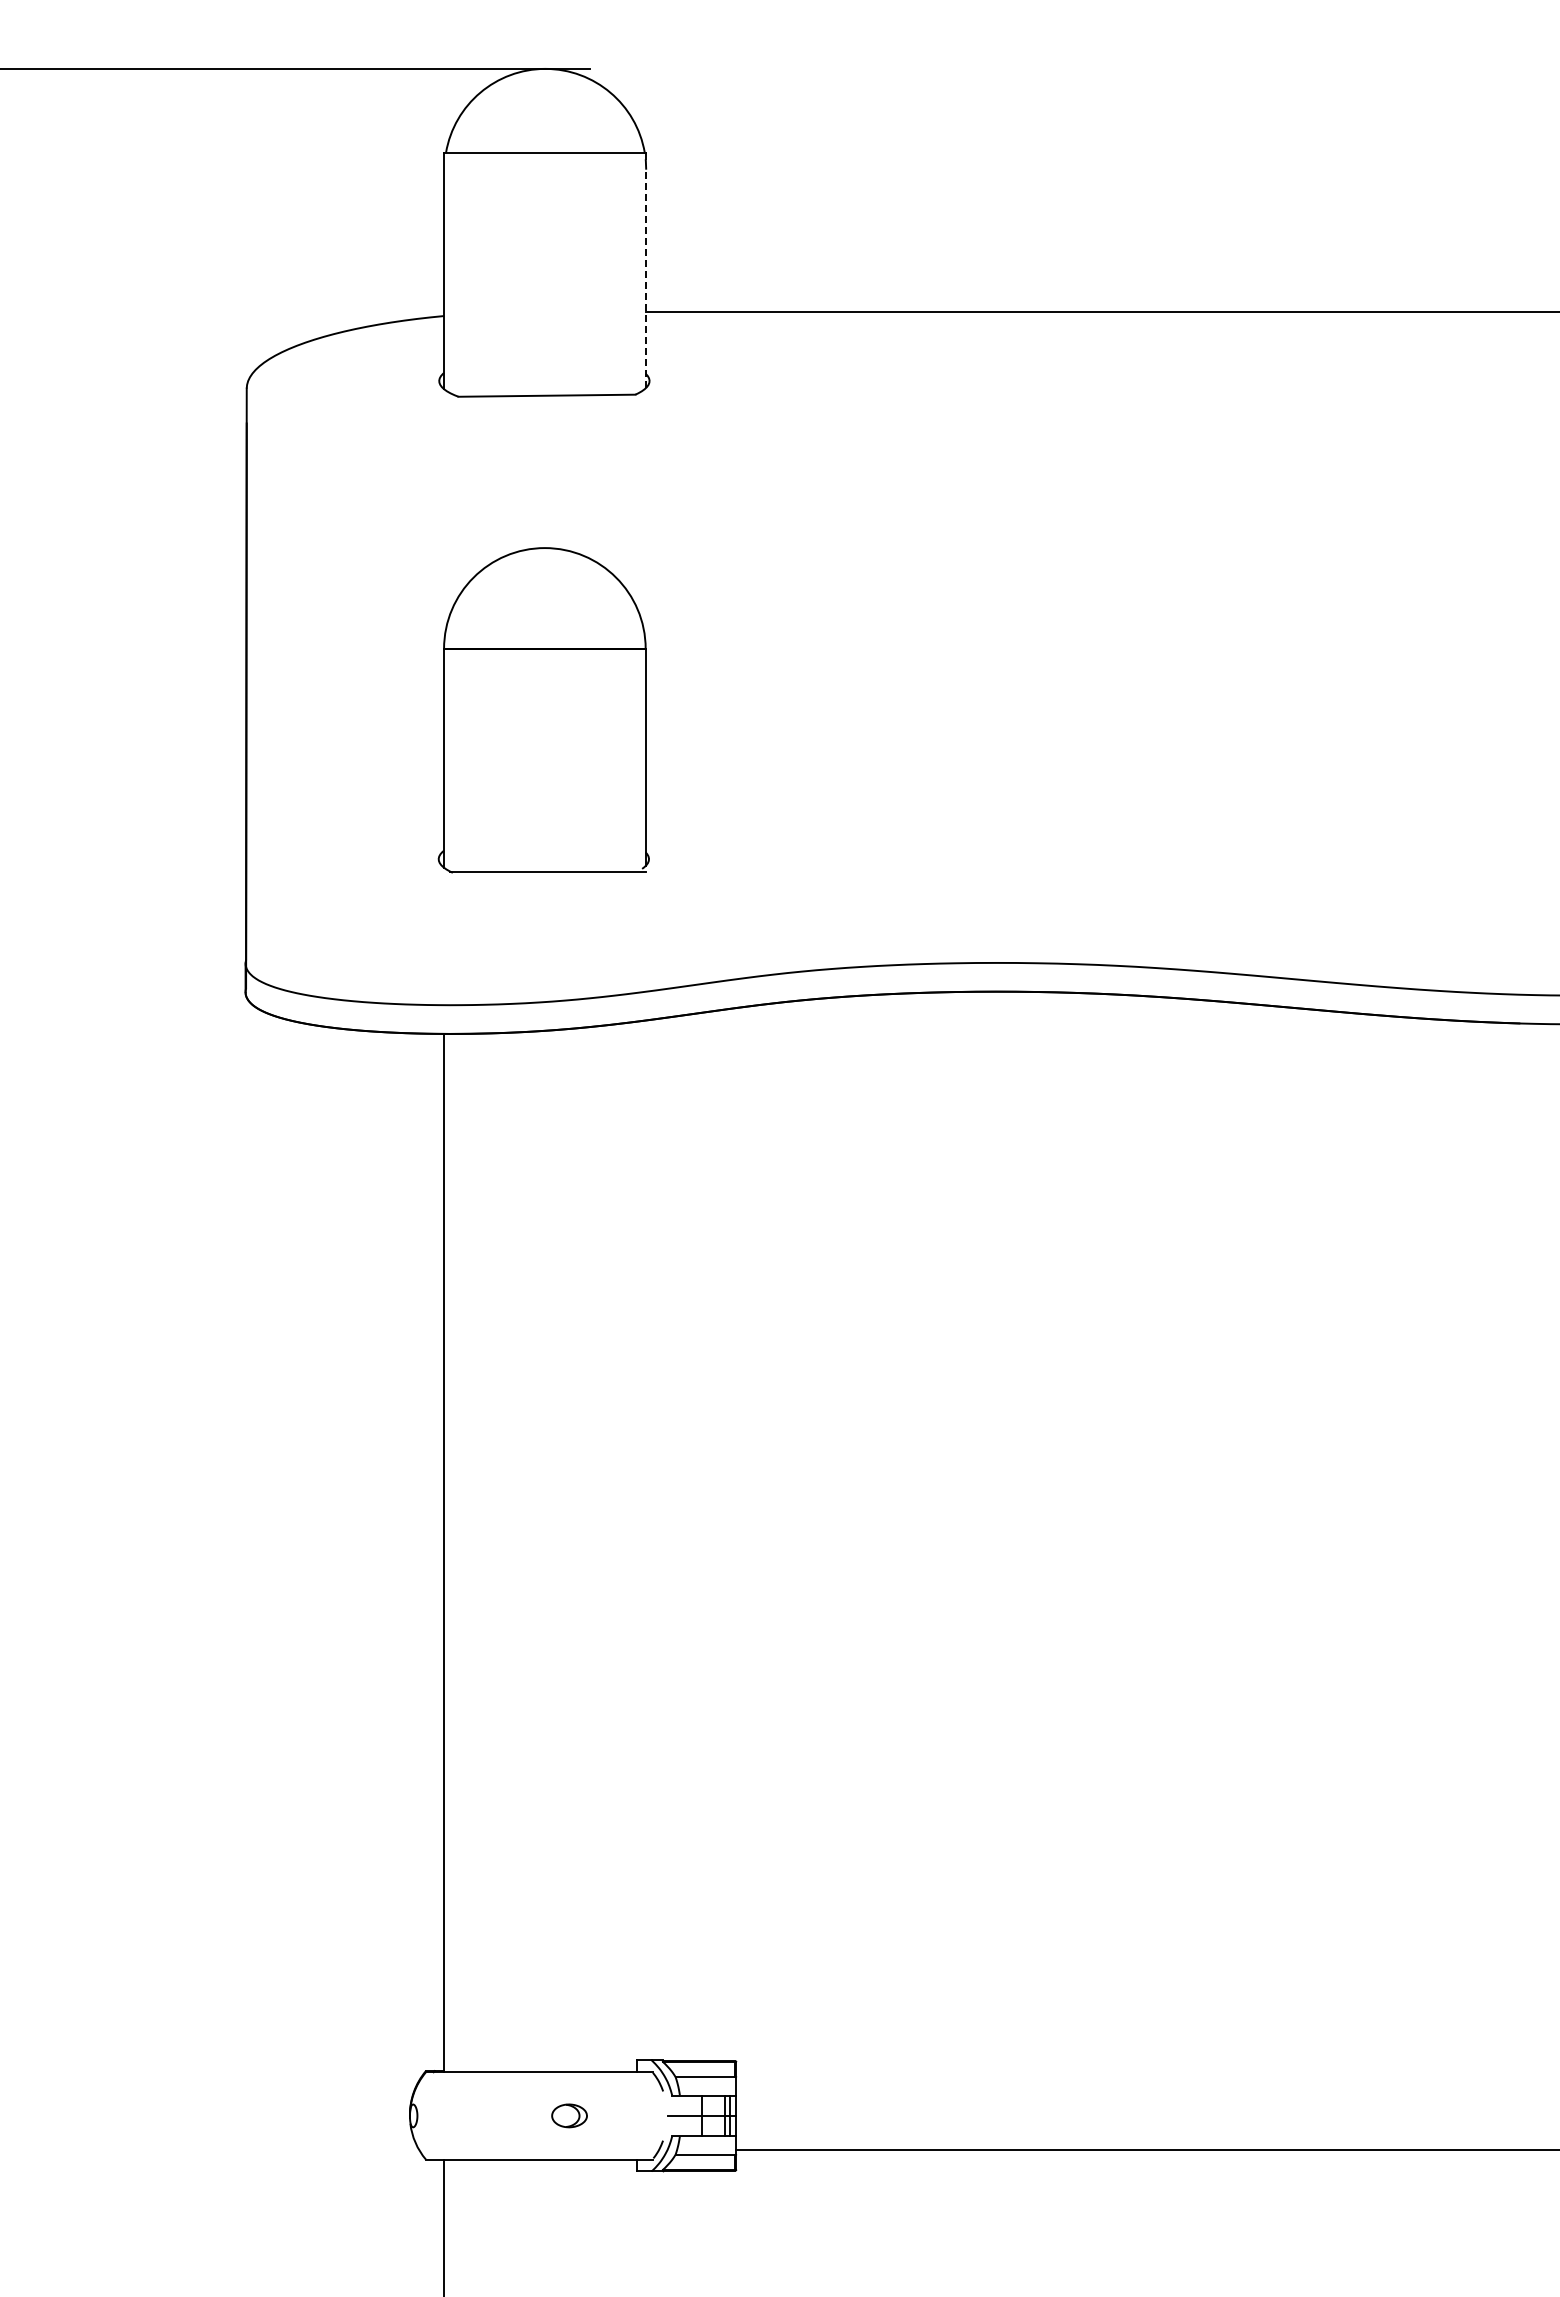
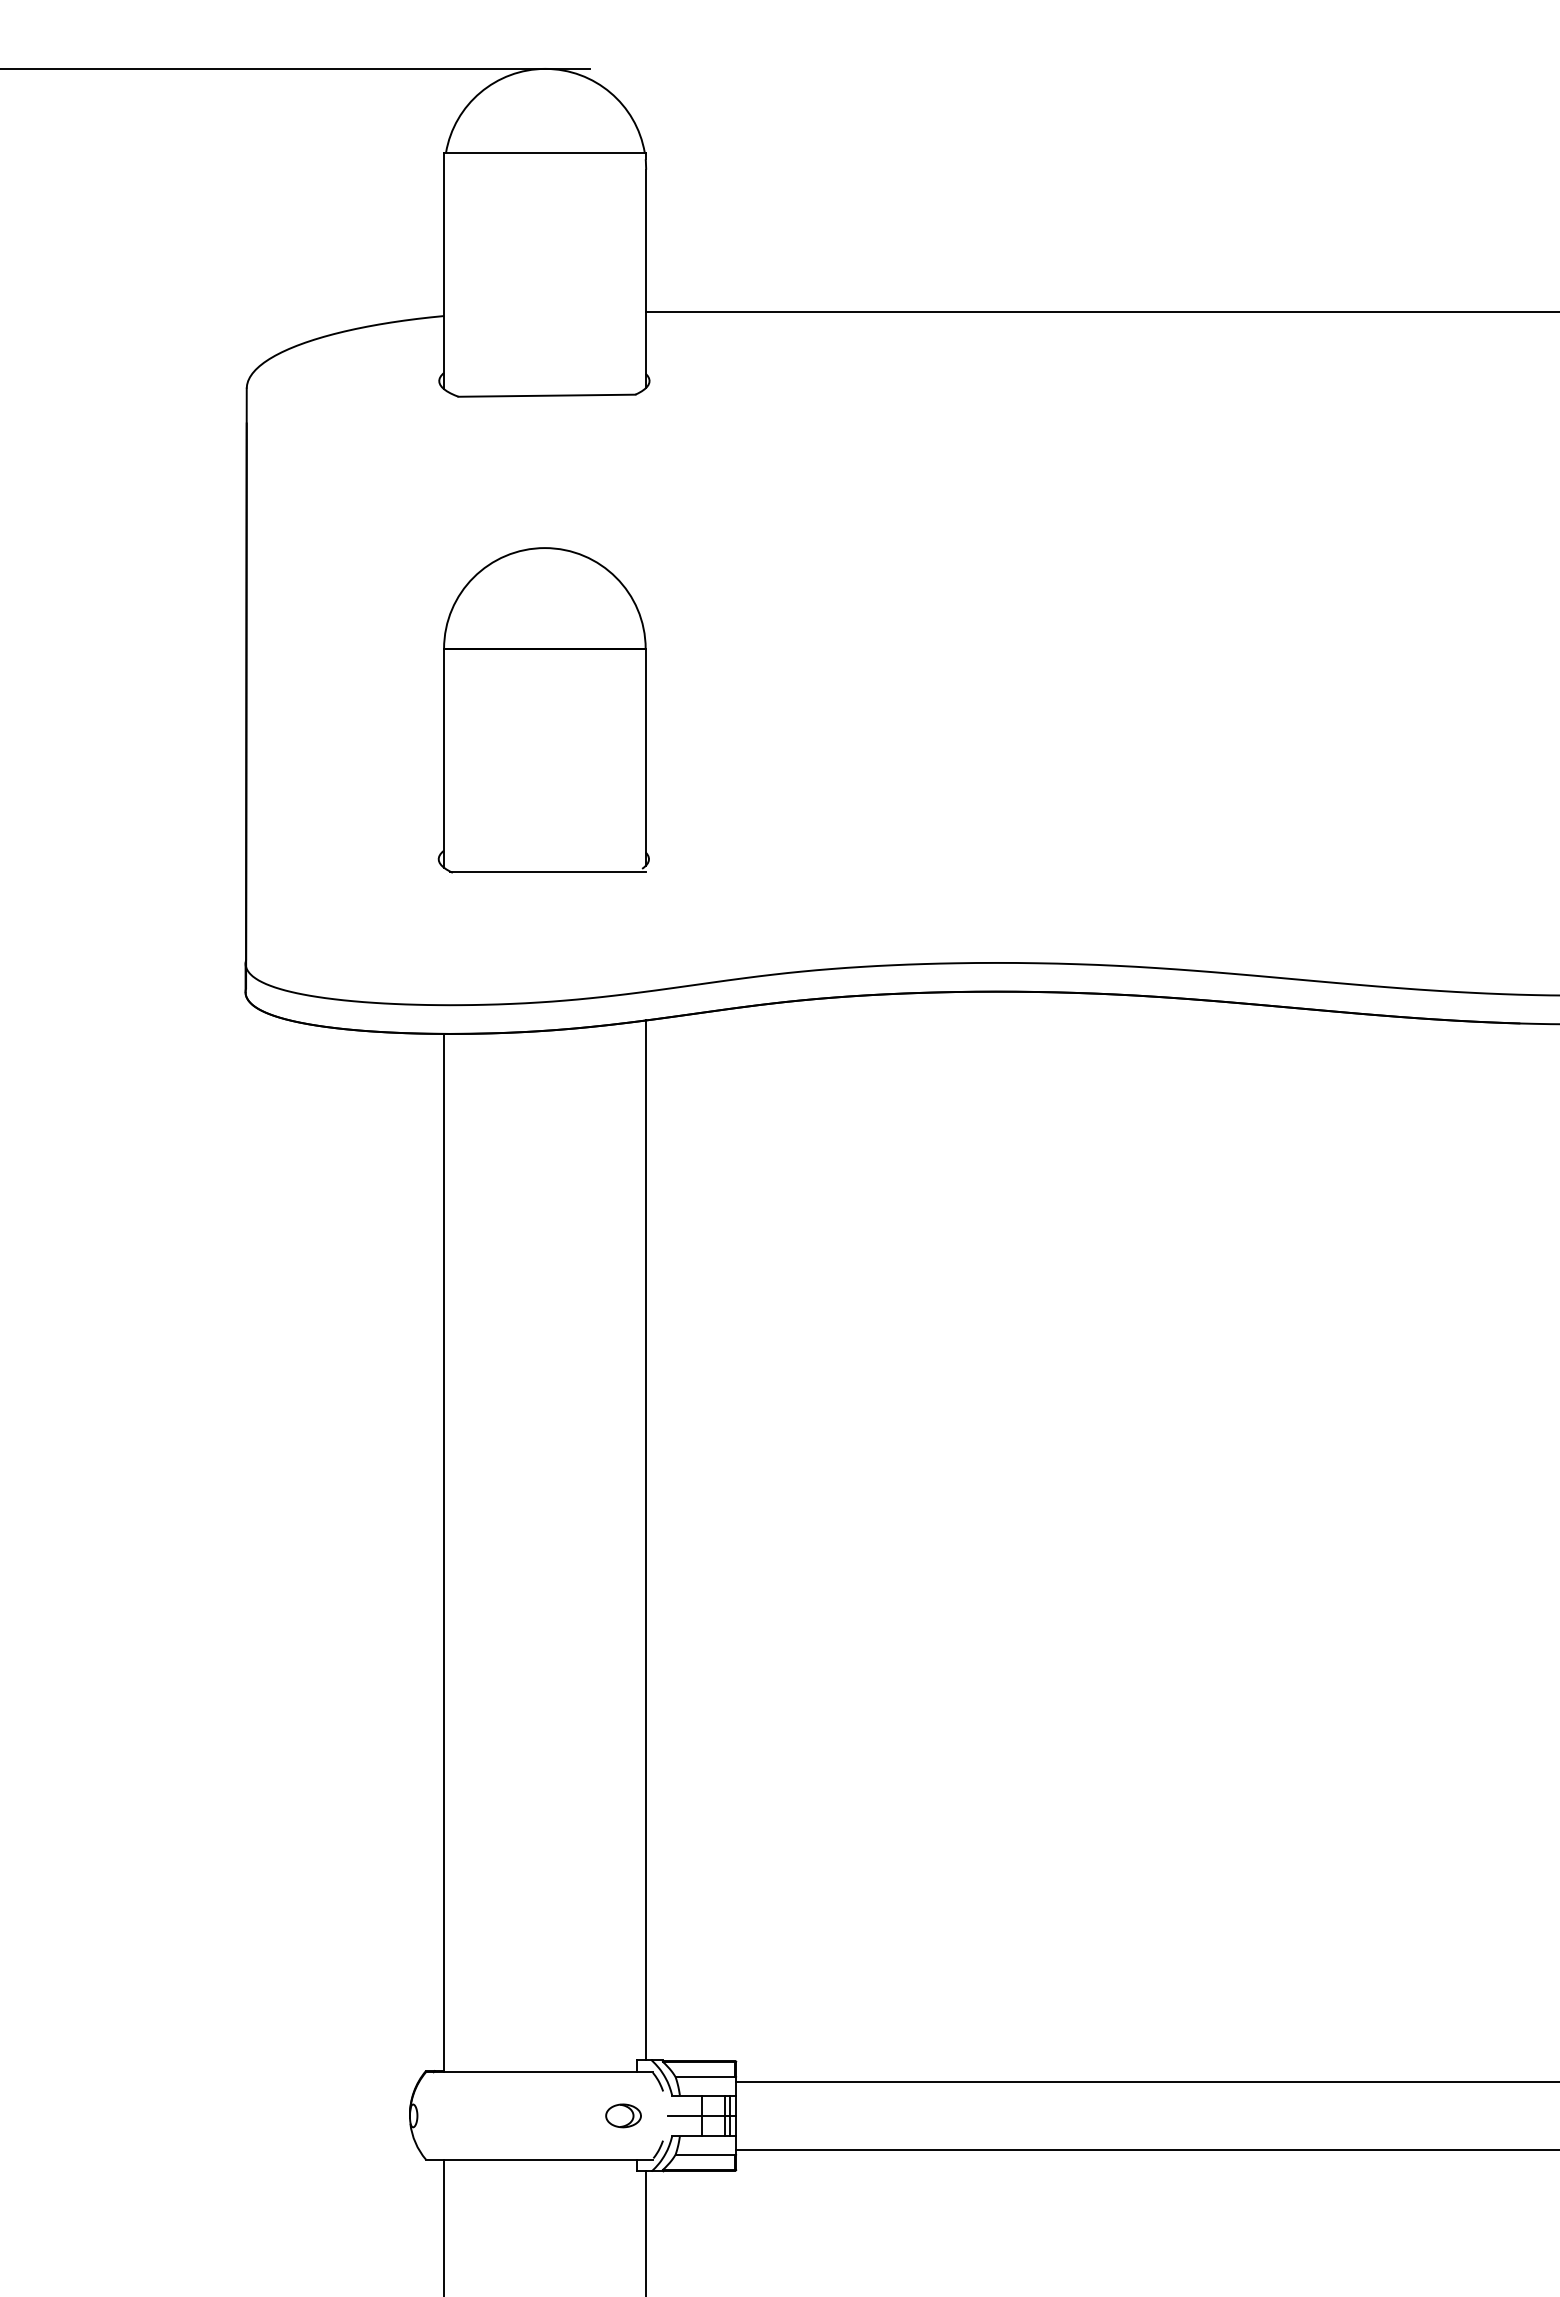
line: dashed -> solid (645, 278)
line: none -> present (645, 1540)
line: none -> present (1146, 2082)
part position: (569, 2115) -> (623, 2115) (623, 2115)
line: none -> present (645, 2232)
